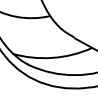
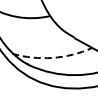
arc: solid -> dashed (52, 57)
